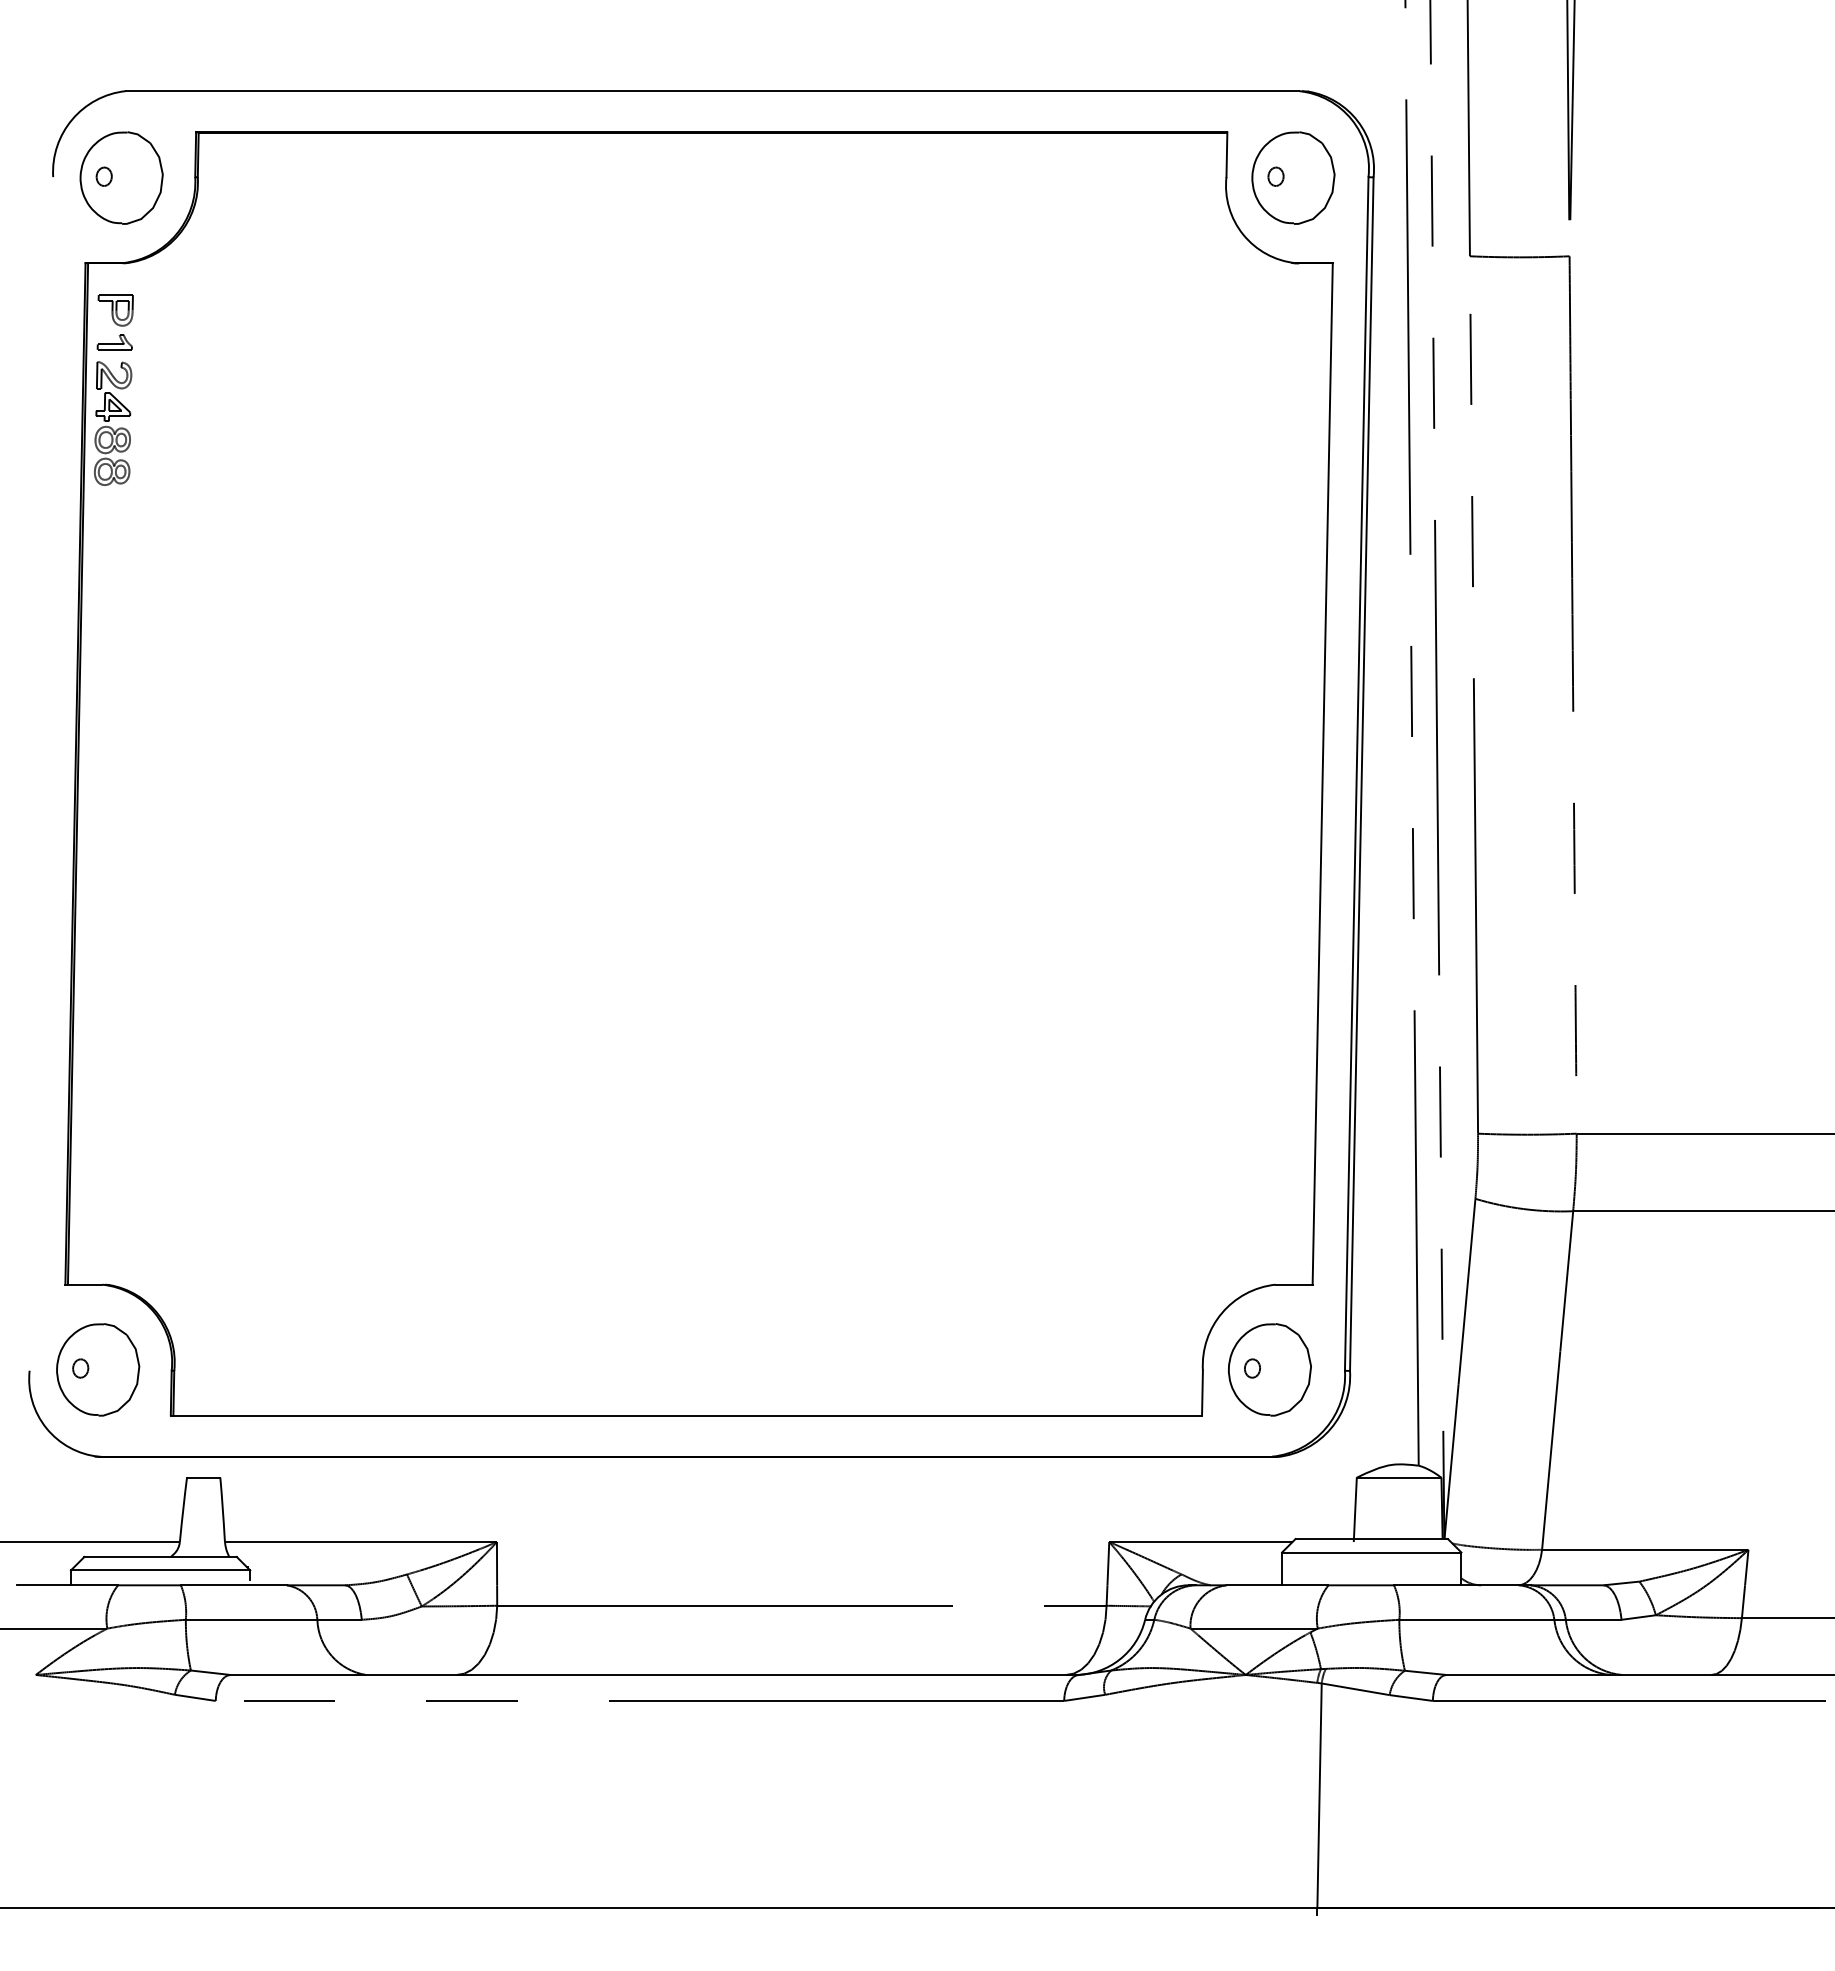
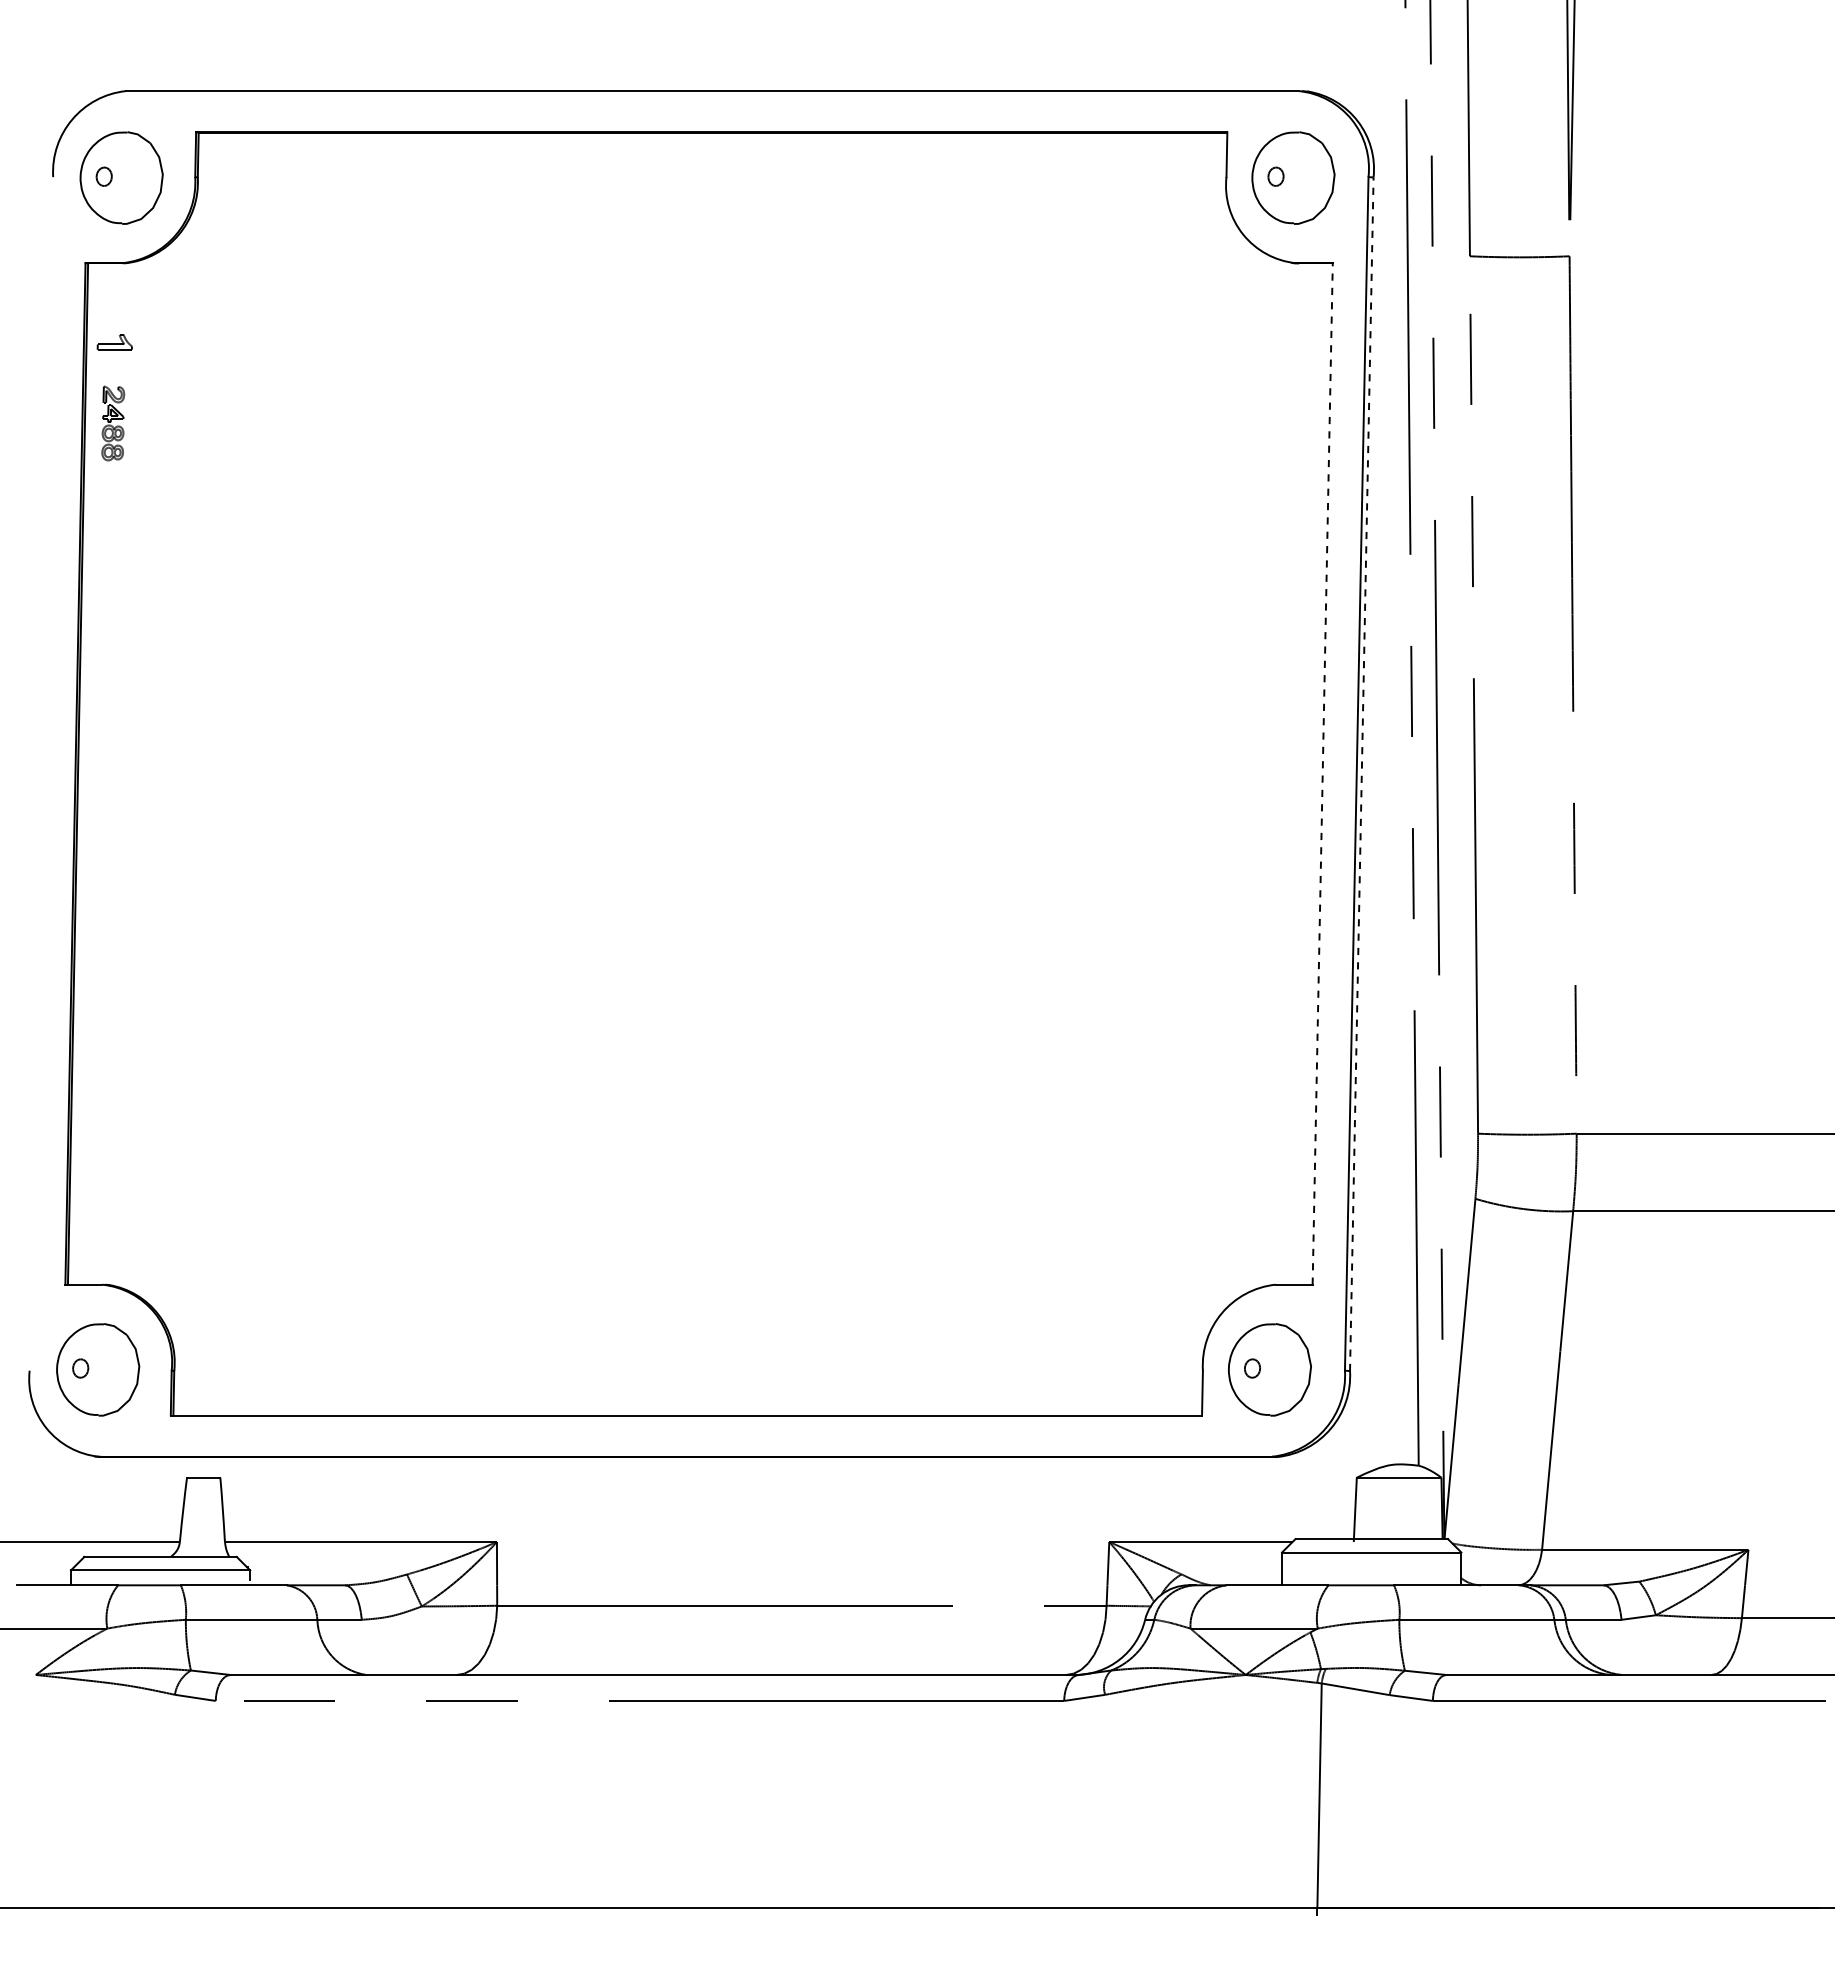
part: present -> none (115, 310)
part size: 39x125 px -> 25x77 px (113, 423)
line: solid -> dashed (1322, 773)
line: solid -> dashed (1361, 774)
